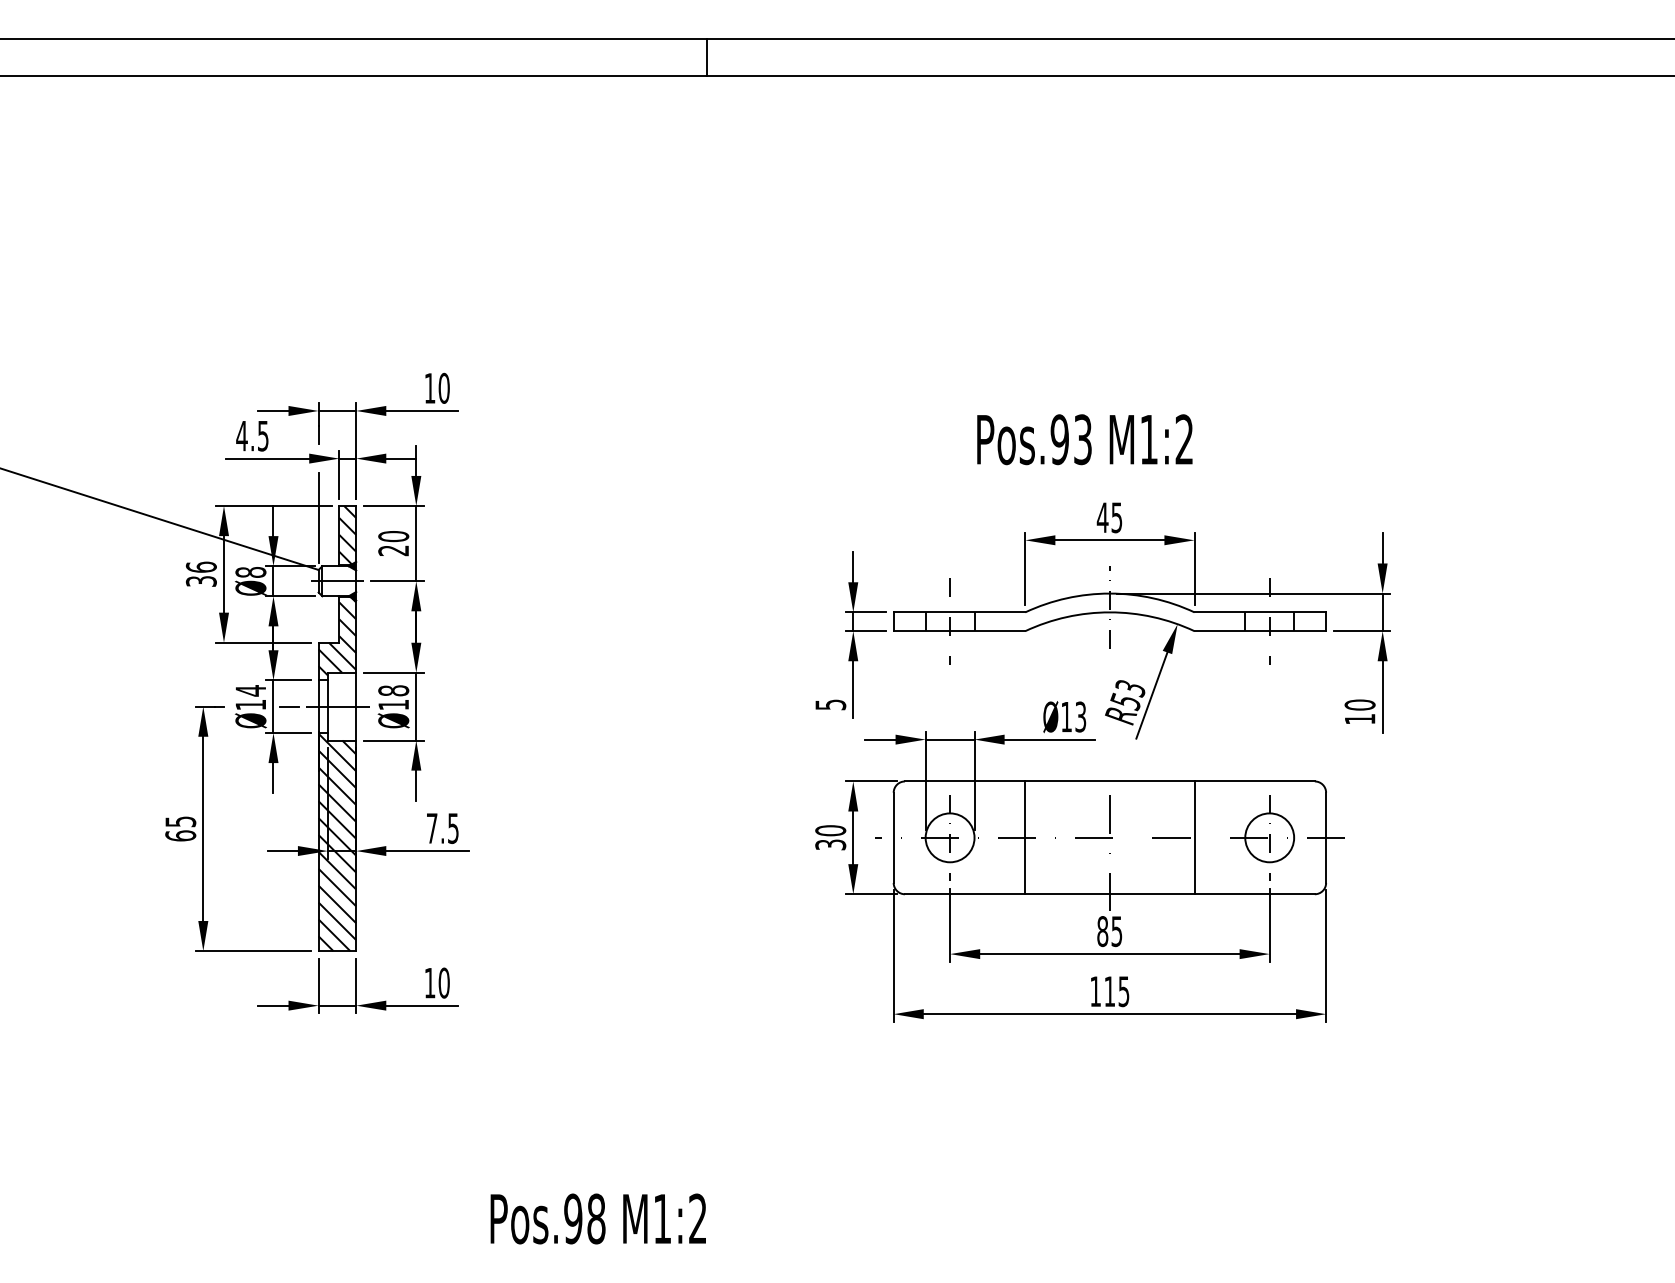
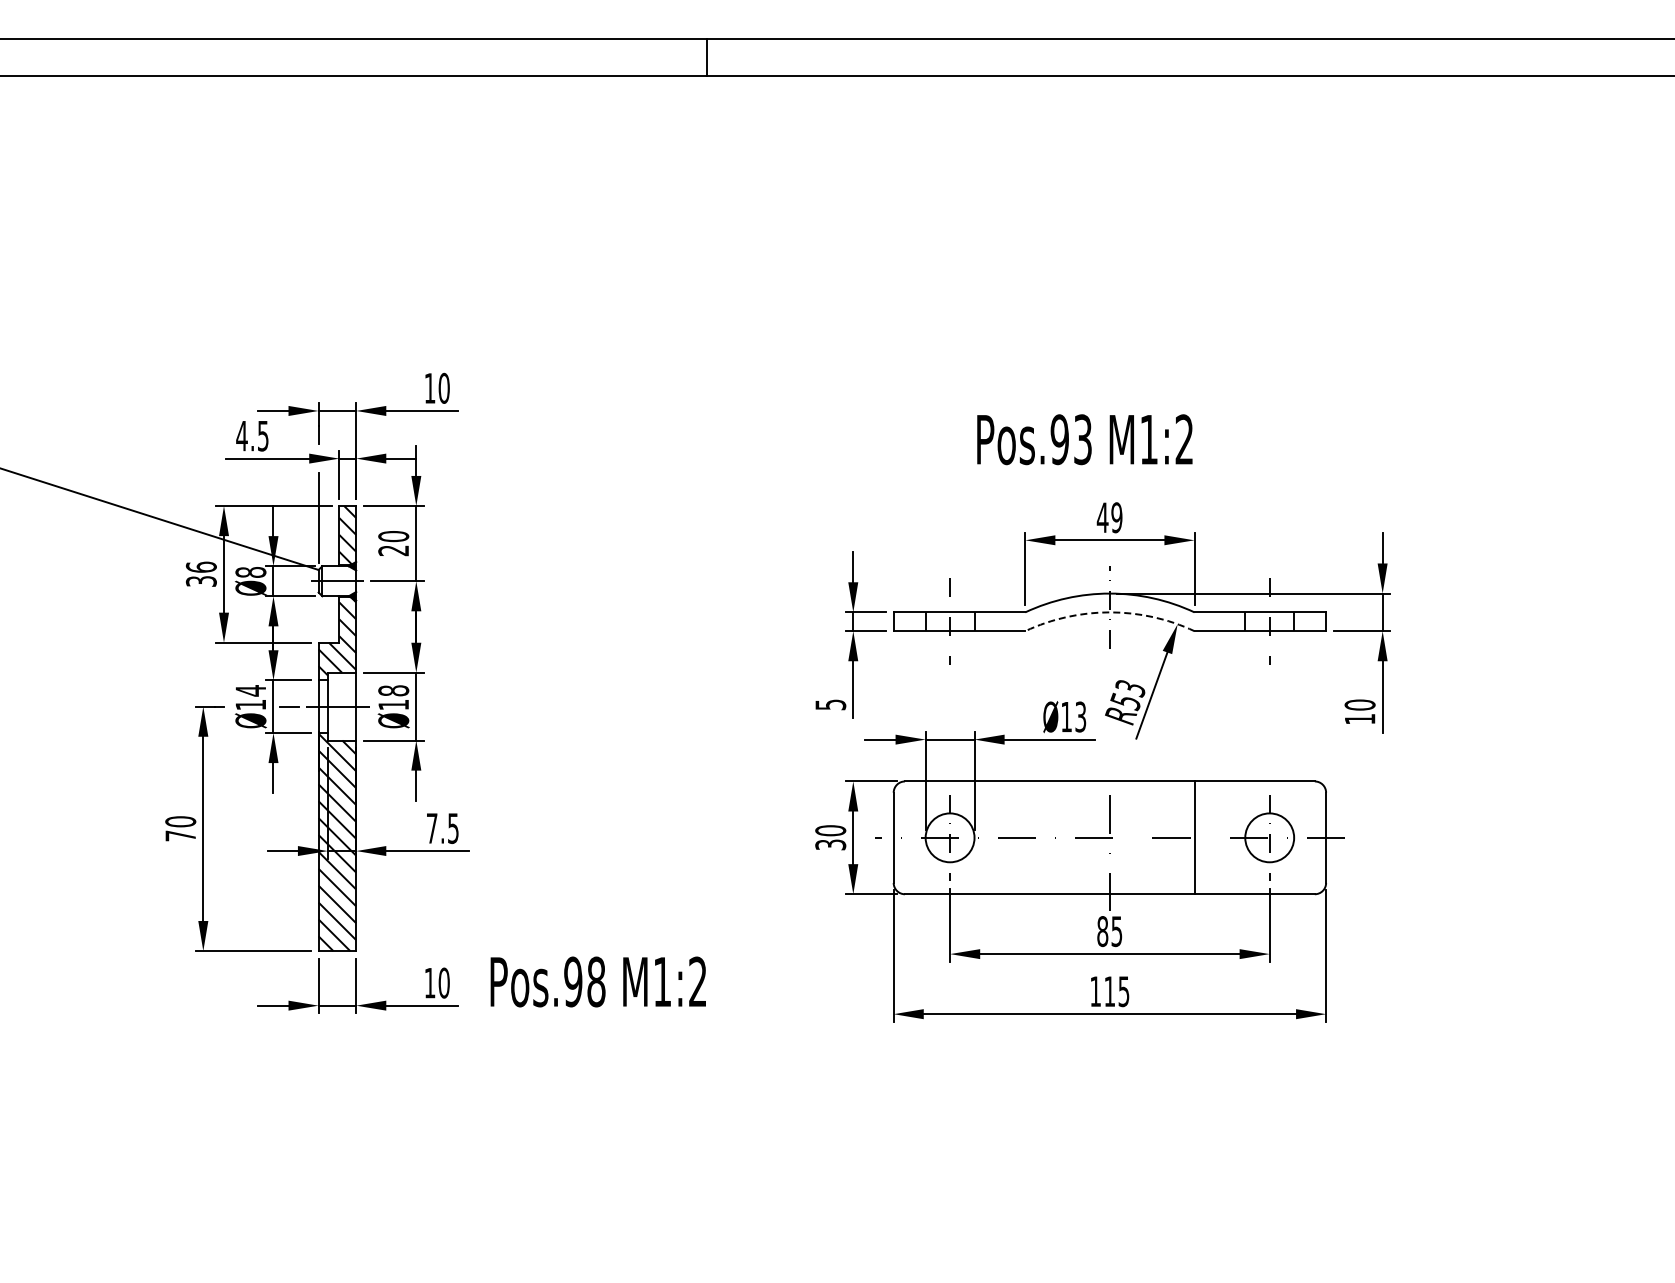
text: 45 -> 49 (1116, 517)
arc: solid -> dashed (1109, 612)
text: 65 -> 70 (180, 828)
line: present -> none (1025, 837)
text position: (597, 1218) -> (597, 981) (597, 981)
